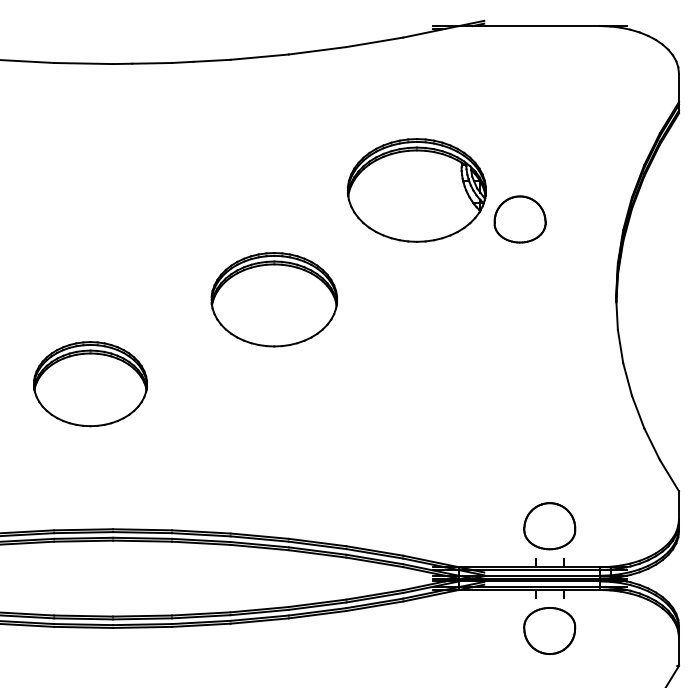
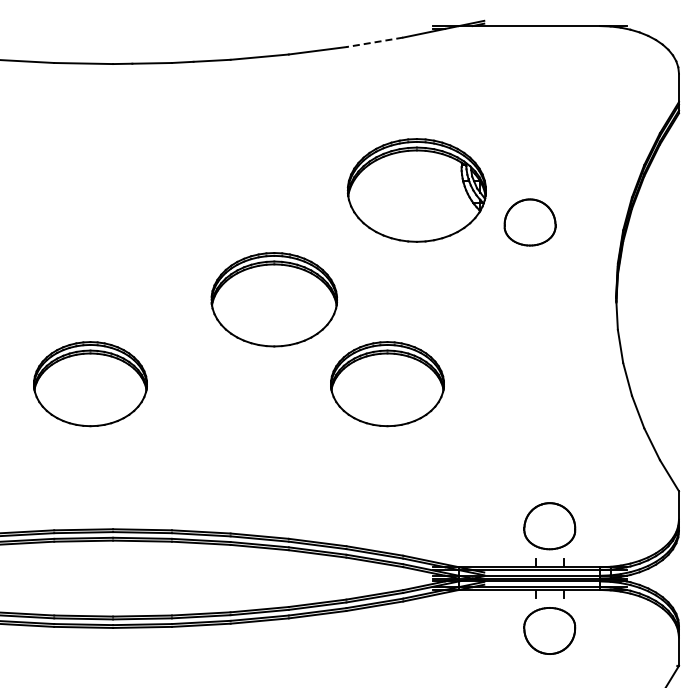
line: solid -> dashed (374, 42)
part position: (519, 219) -> (529, 222) (529, 222)
part: none -> present (387, 384)
